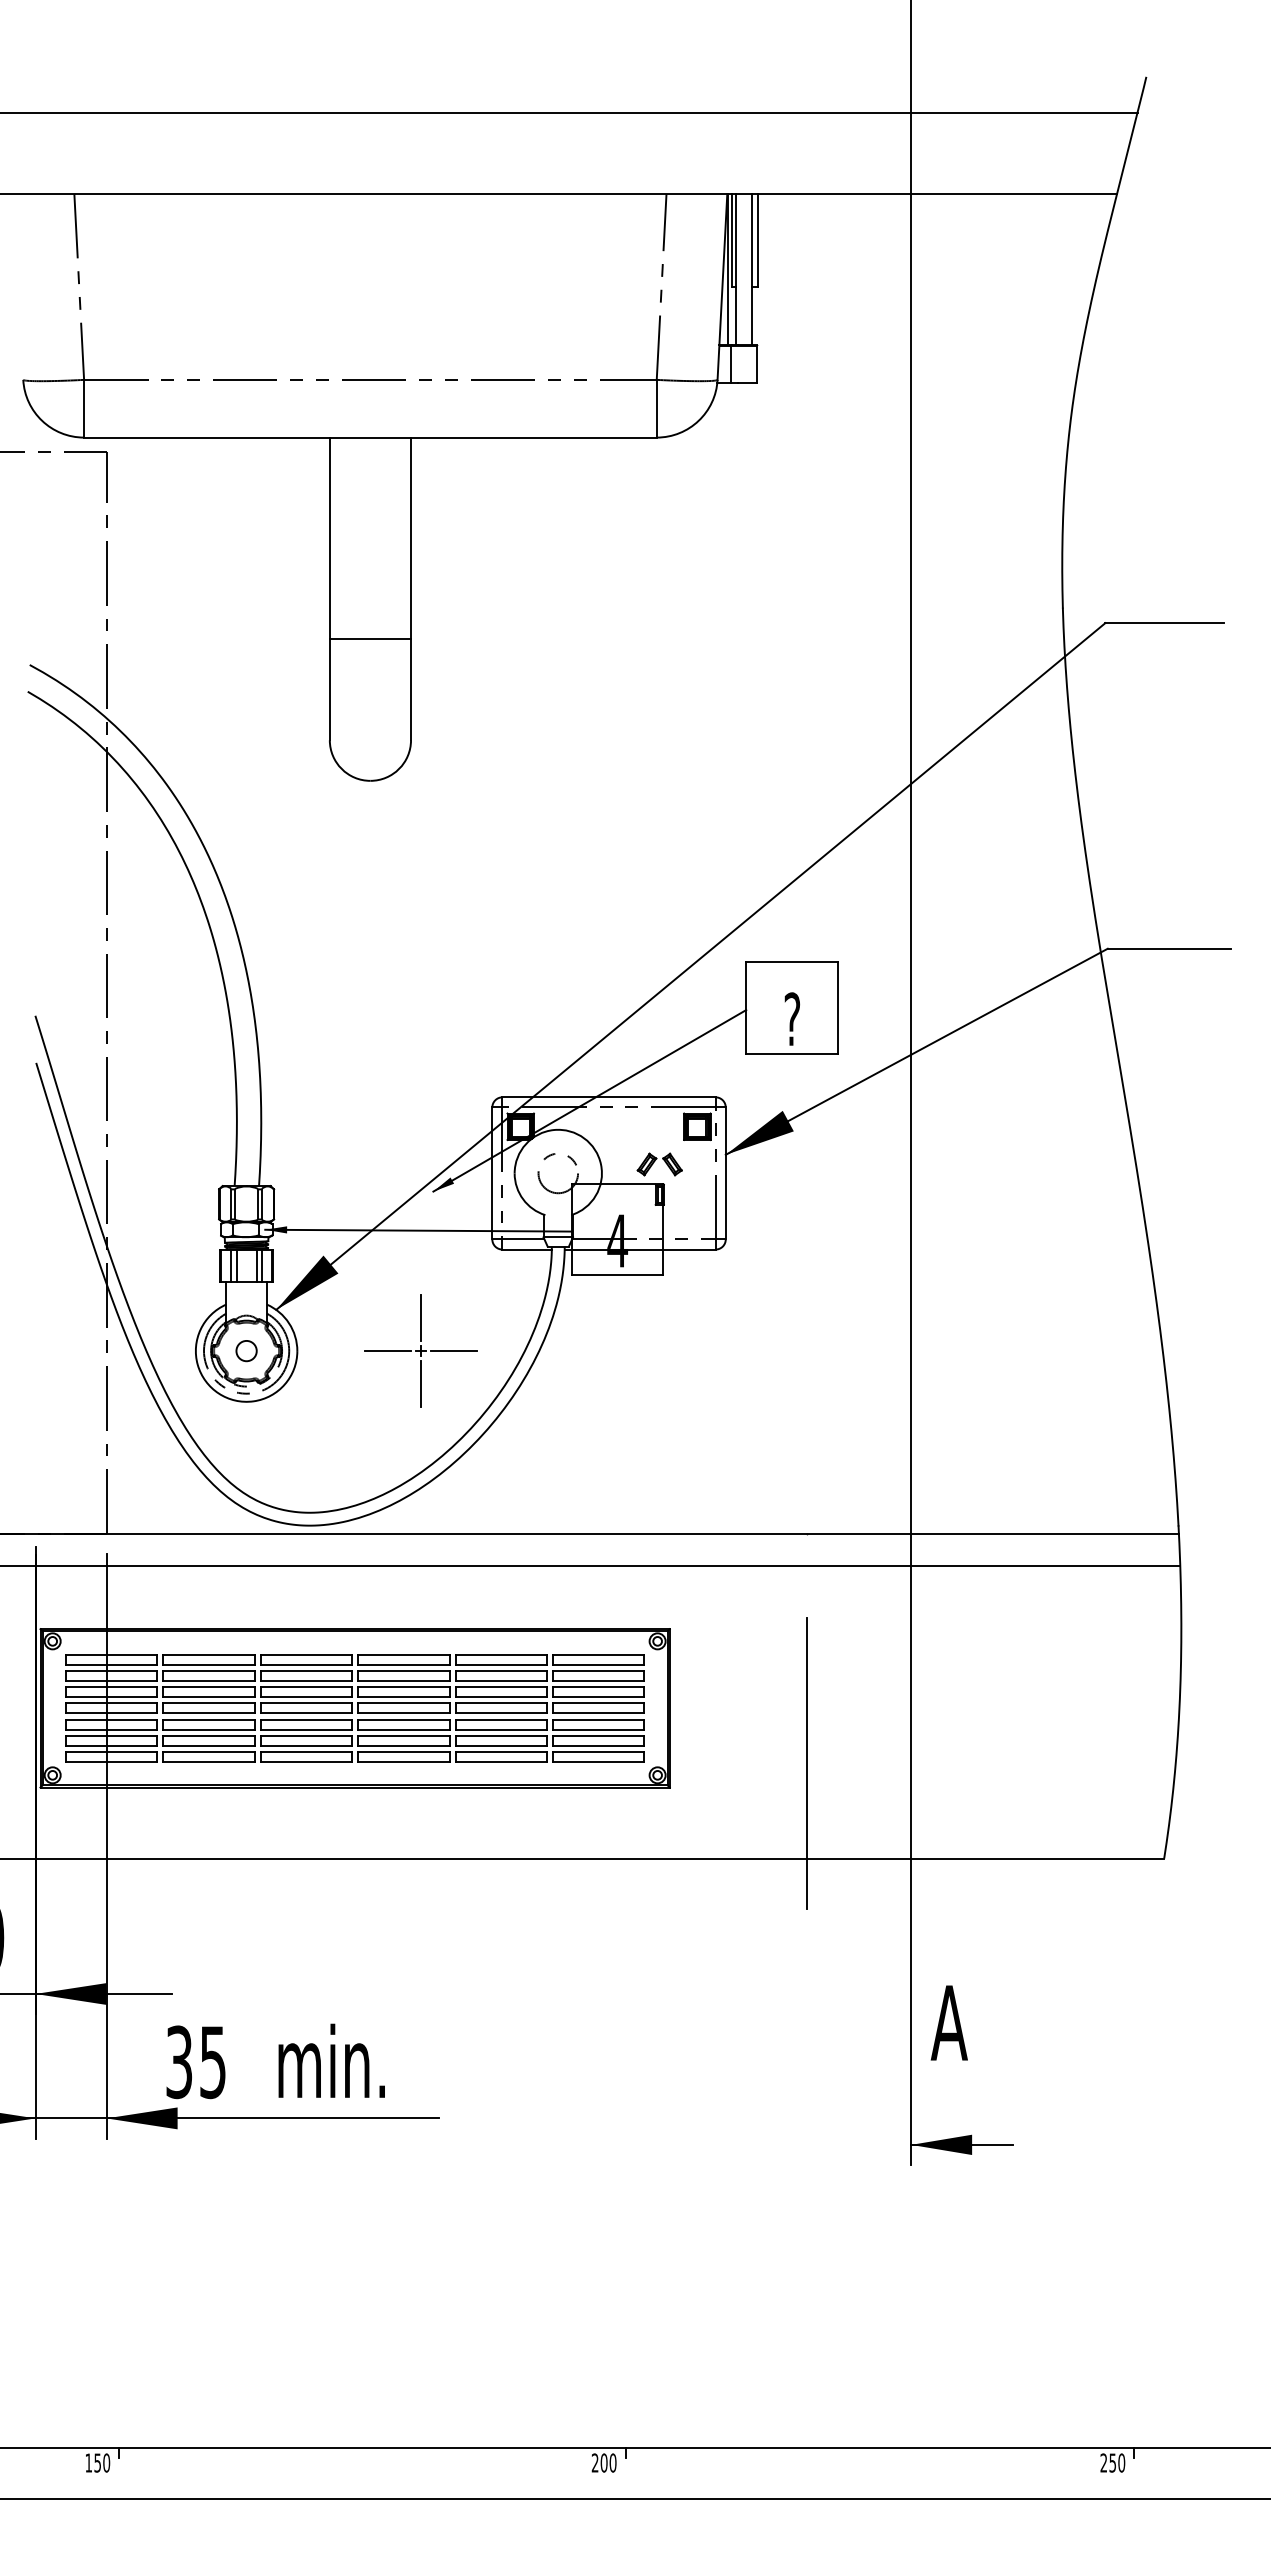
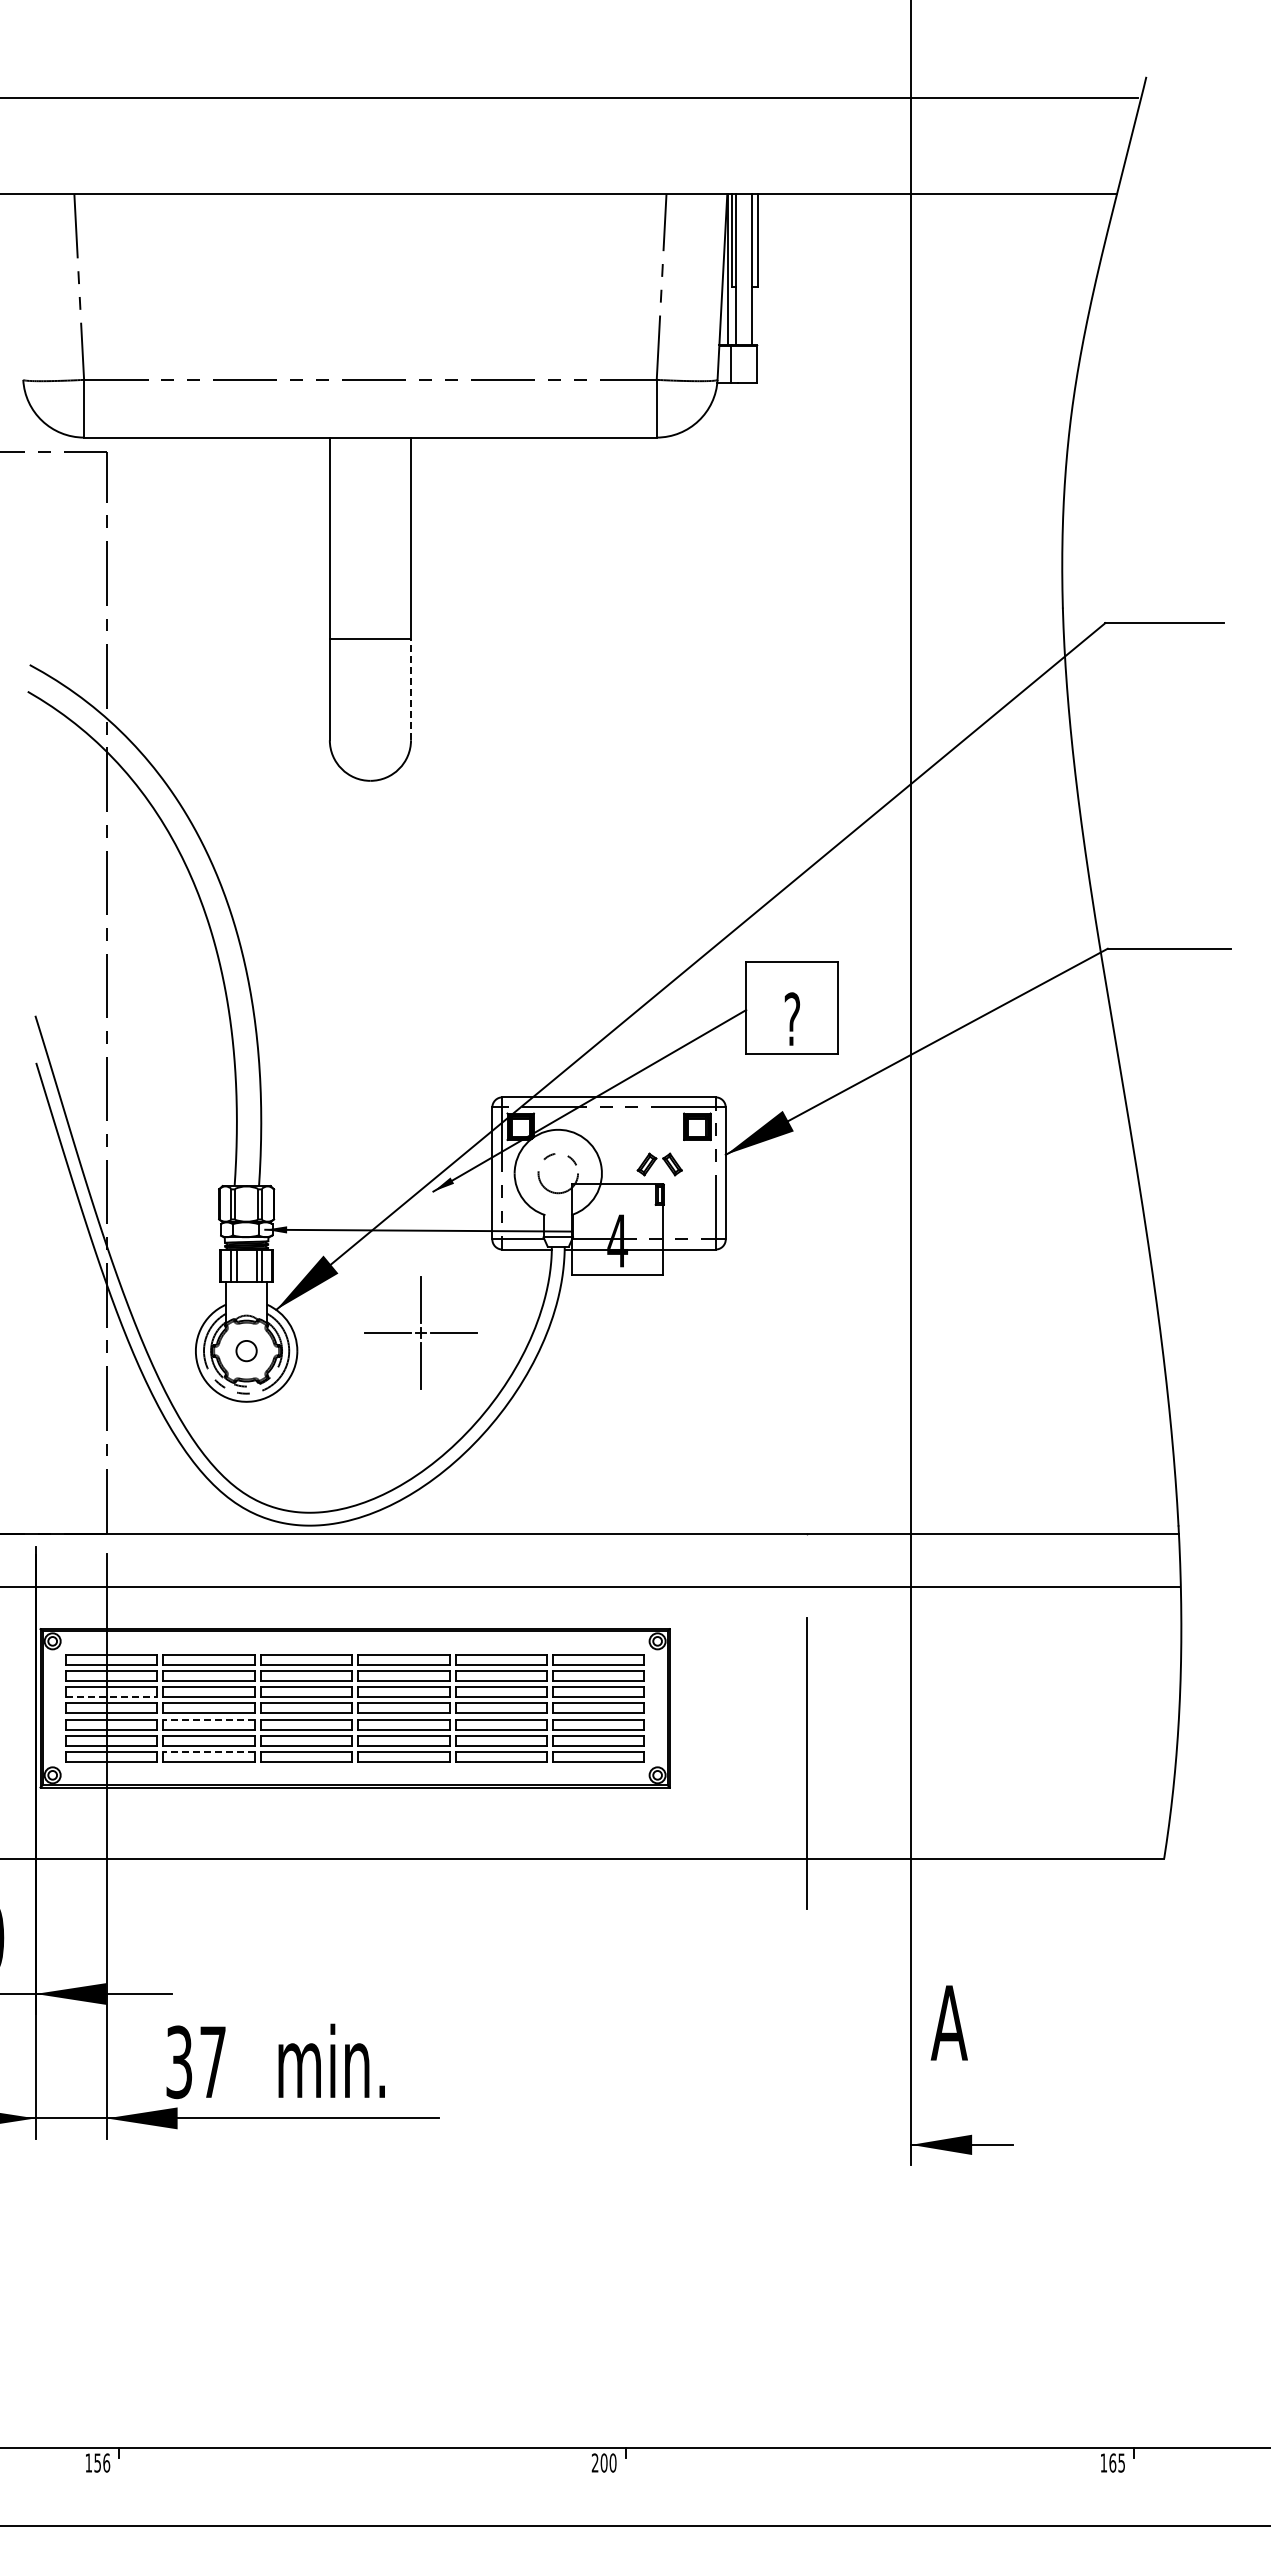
line position: (569, 112) -> (569, 97) (569, 97)
line: solid -> dashed (411, 689)
part position: (420, 1350) -> (420, 1332) (420, 1332)
line position: (591, 1566) -> (591, 1587) (591, 1587)
line: solid -> dashed (111, 1697)
line: solid -> dashed (209, 1719)
line: solid -> dashed (209, 1752)
text: 35 -> 37 (212, 2062)
text: 150 -> 156 (106, 2462)
text: 250 -> 165 (1112, 2462)
line position: (634, 2498) -> (634, 2525) (634, 2525)
